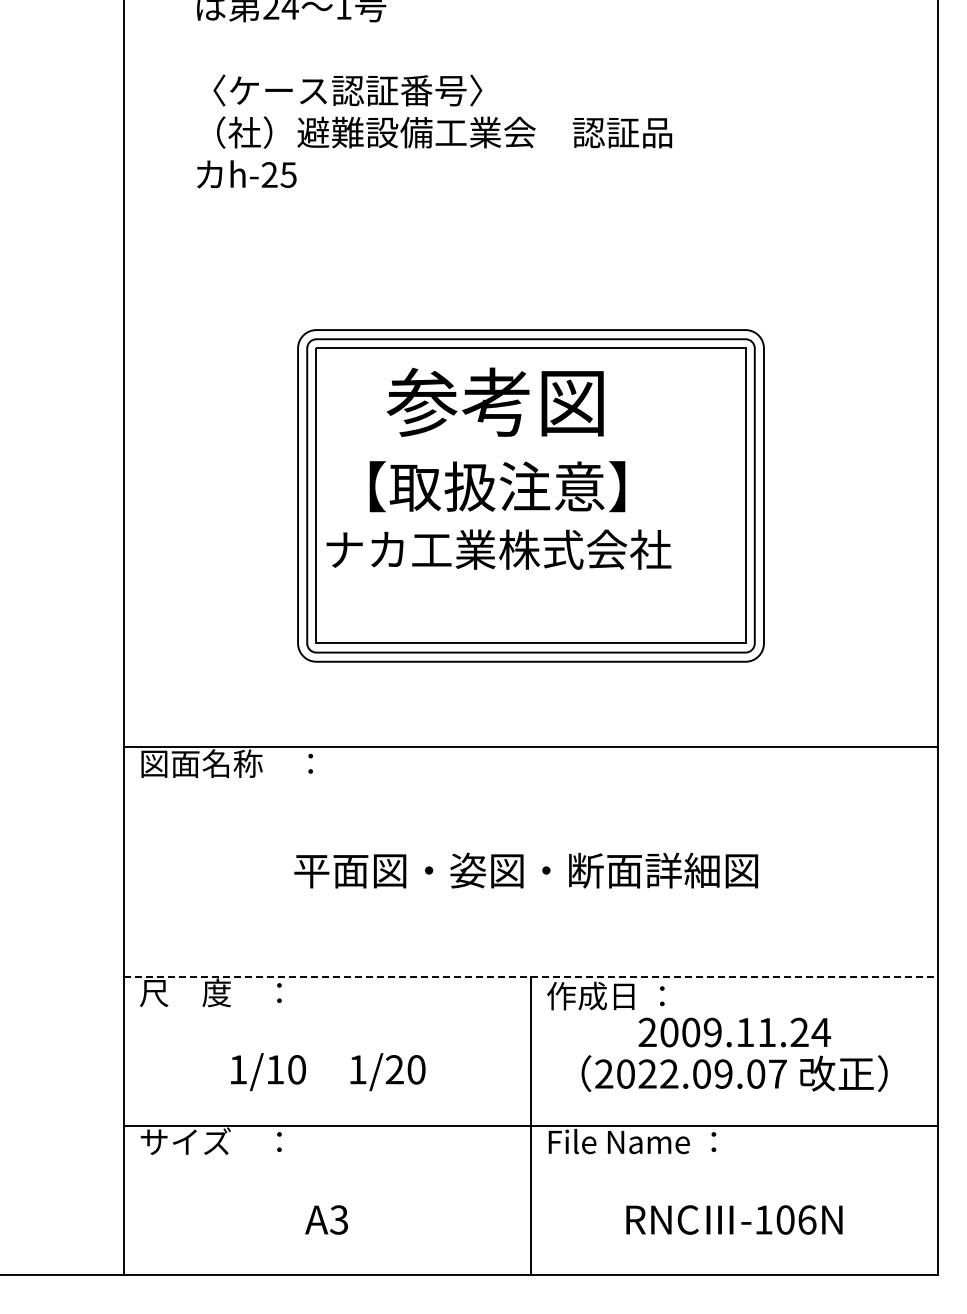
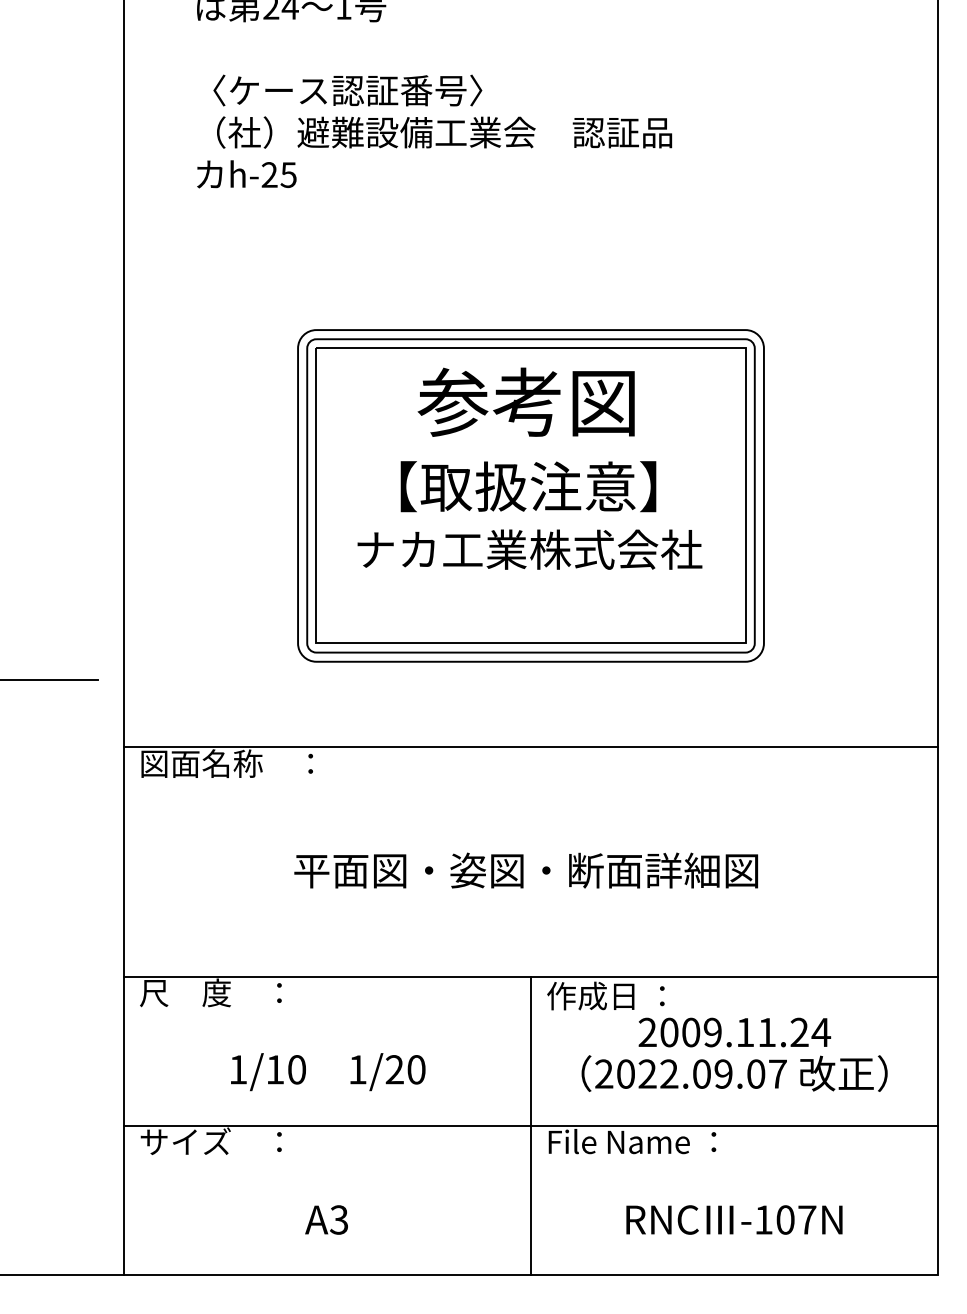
text position: (498, 468) -> (529, 468) (529, 468)
line: none -> present (49, 680)
line: dashed -> solid (531, 976)
text: -106N -> -107N (807, 1219)
